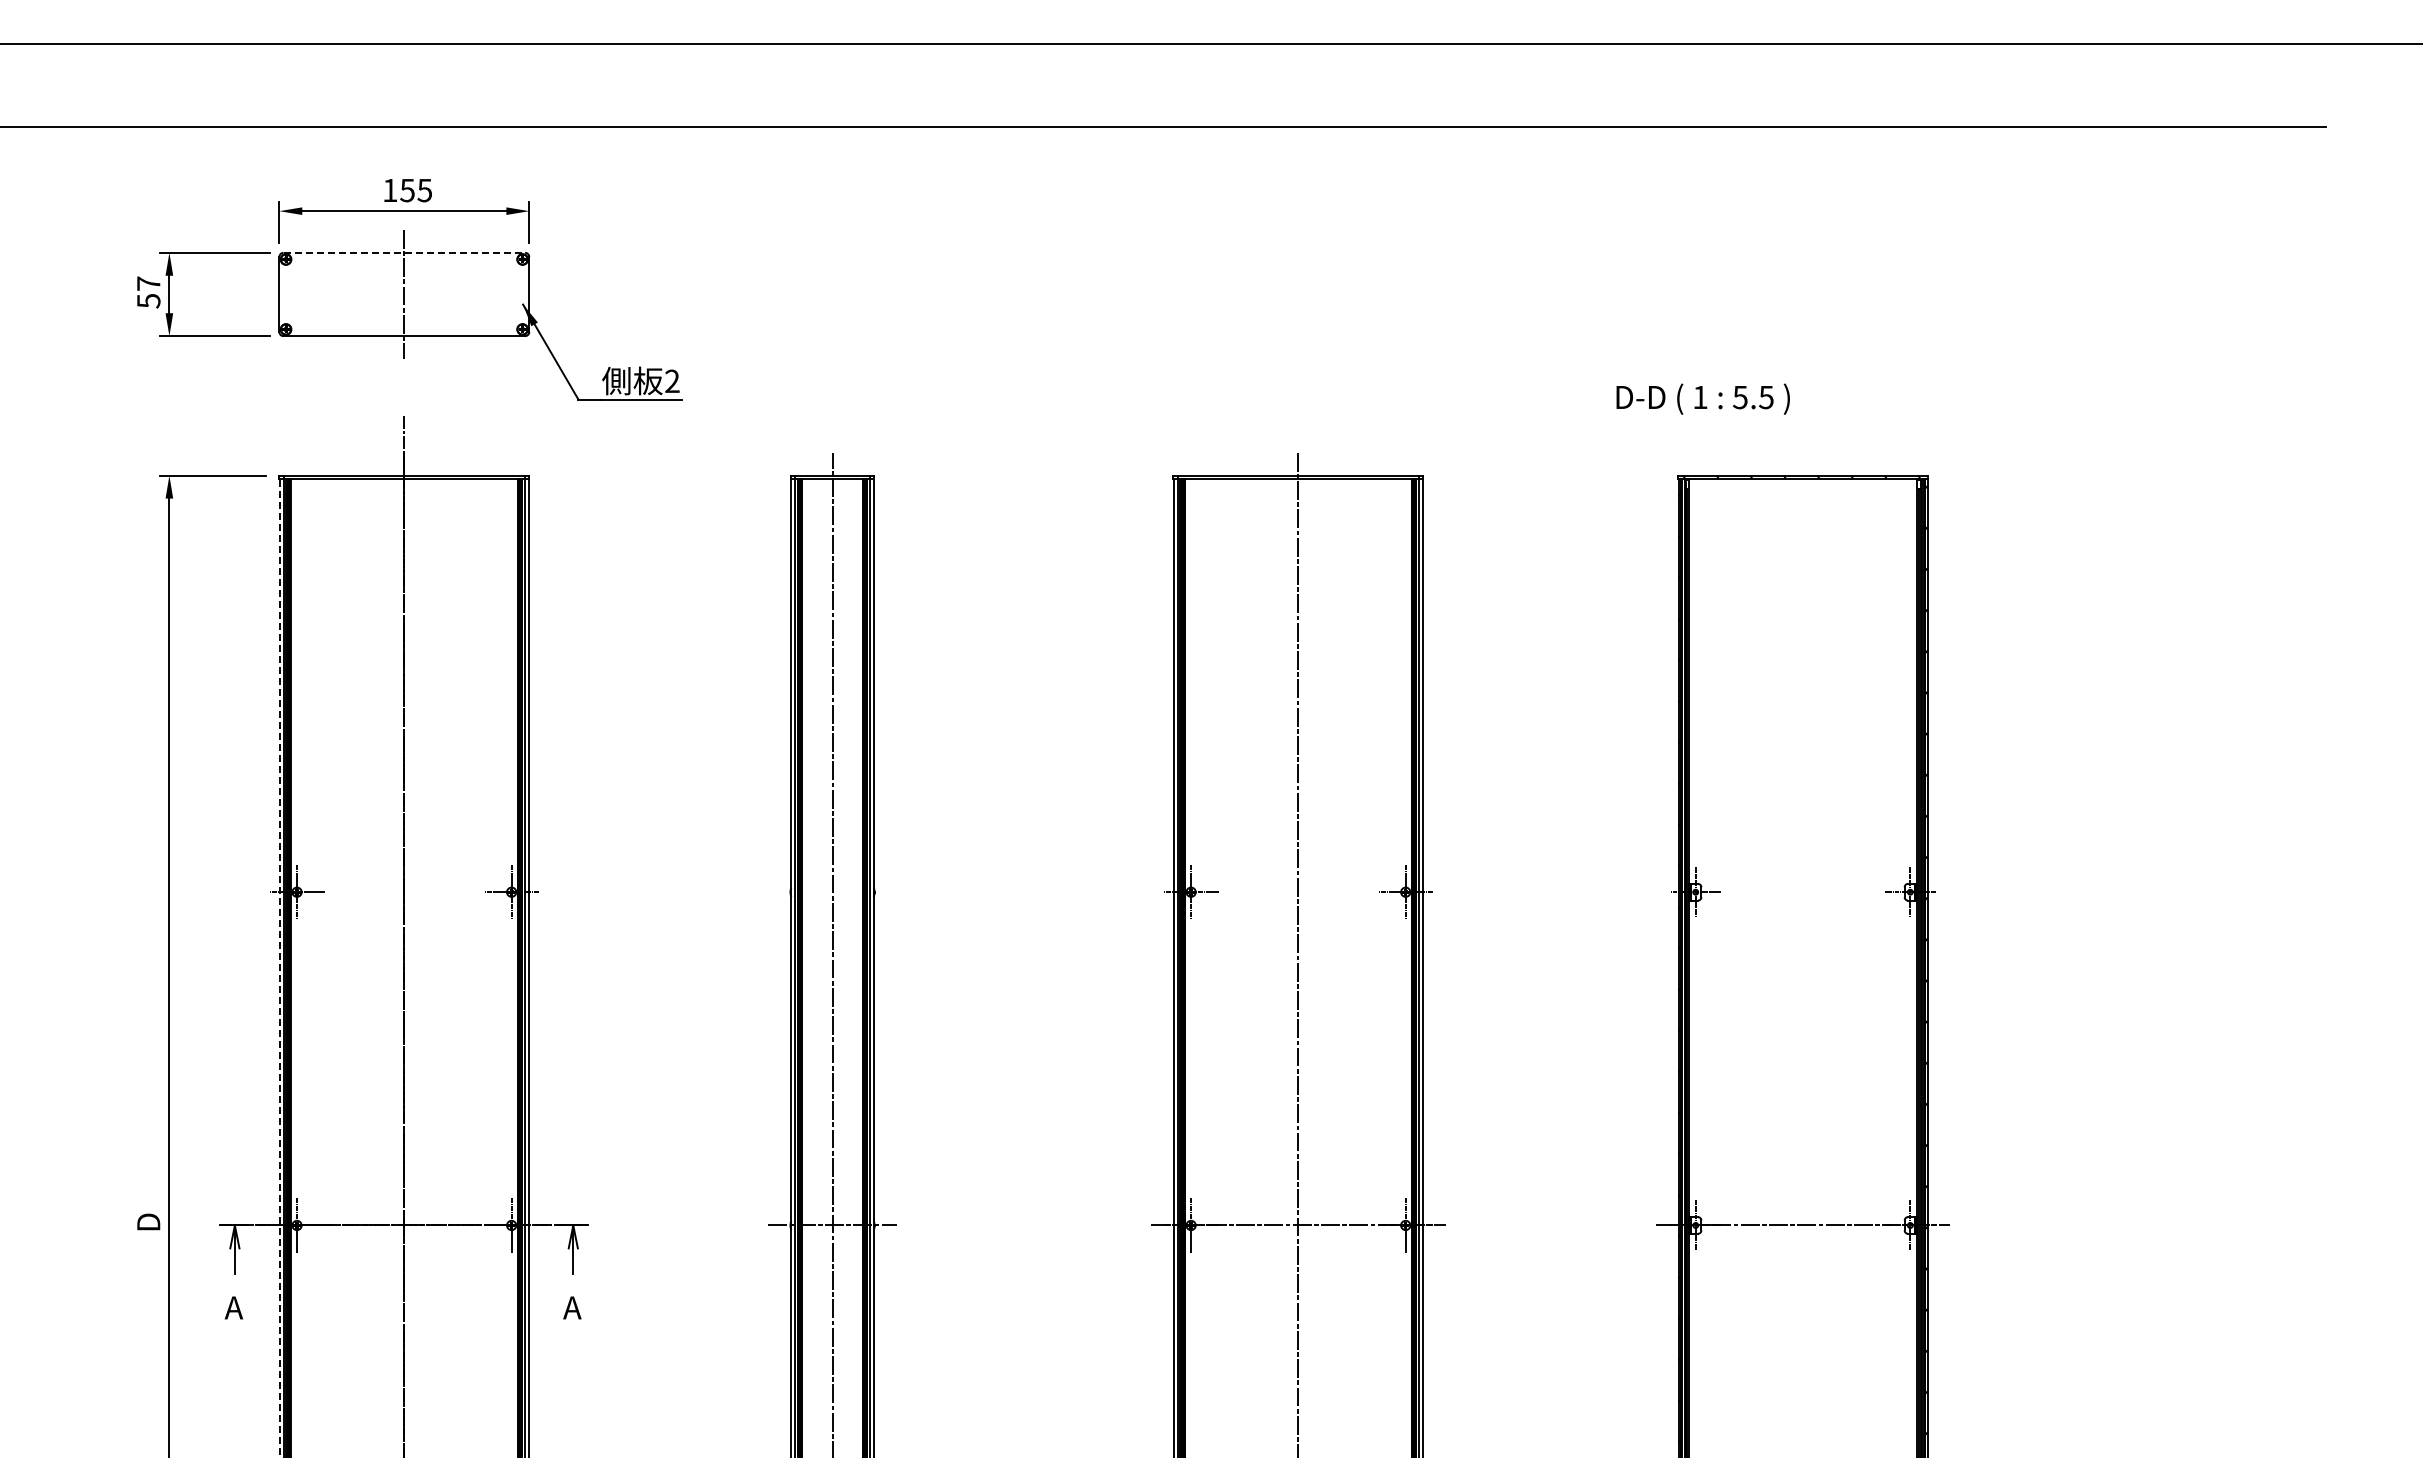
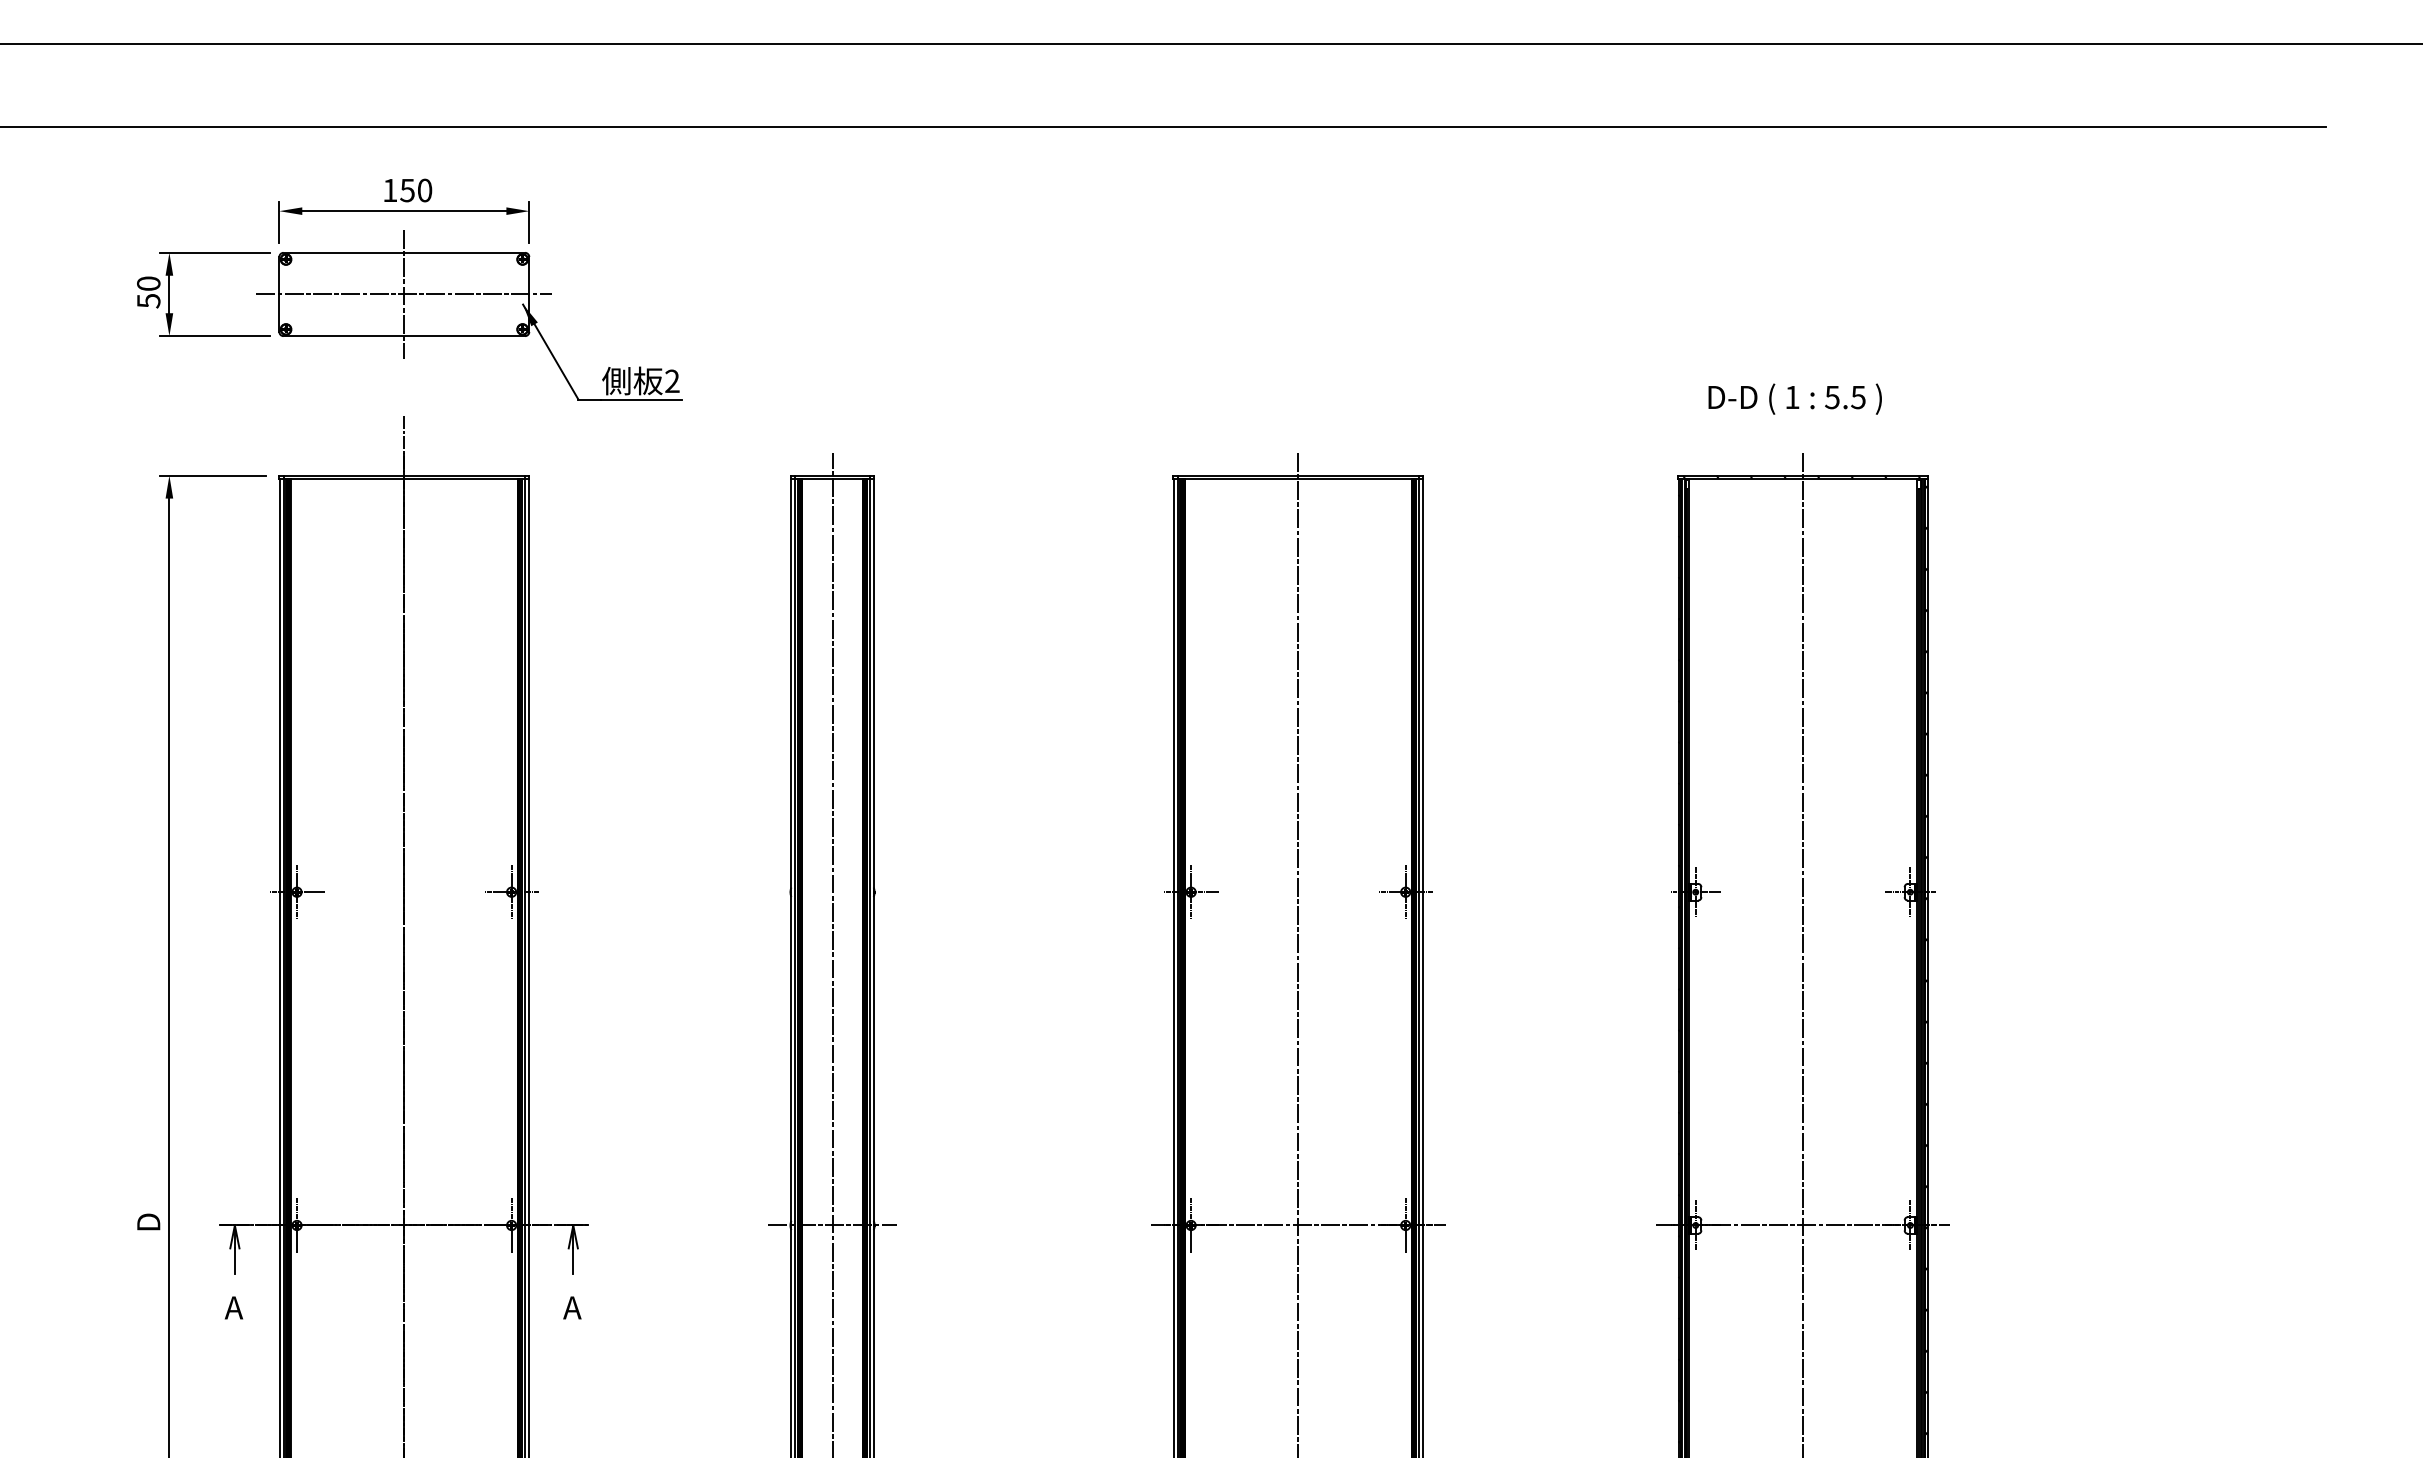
text: 155 -> 150 (424, 190)
line: dashed -> solid (404, 252)
text: 57 -> 50 (148, 283)
line: none -> present (404, 294)
text position: (1702, 398) -> (1794, 398) (1794, 398)
line: none -> present (1803, 953)
line: dashed -> solid (279, 967)
